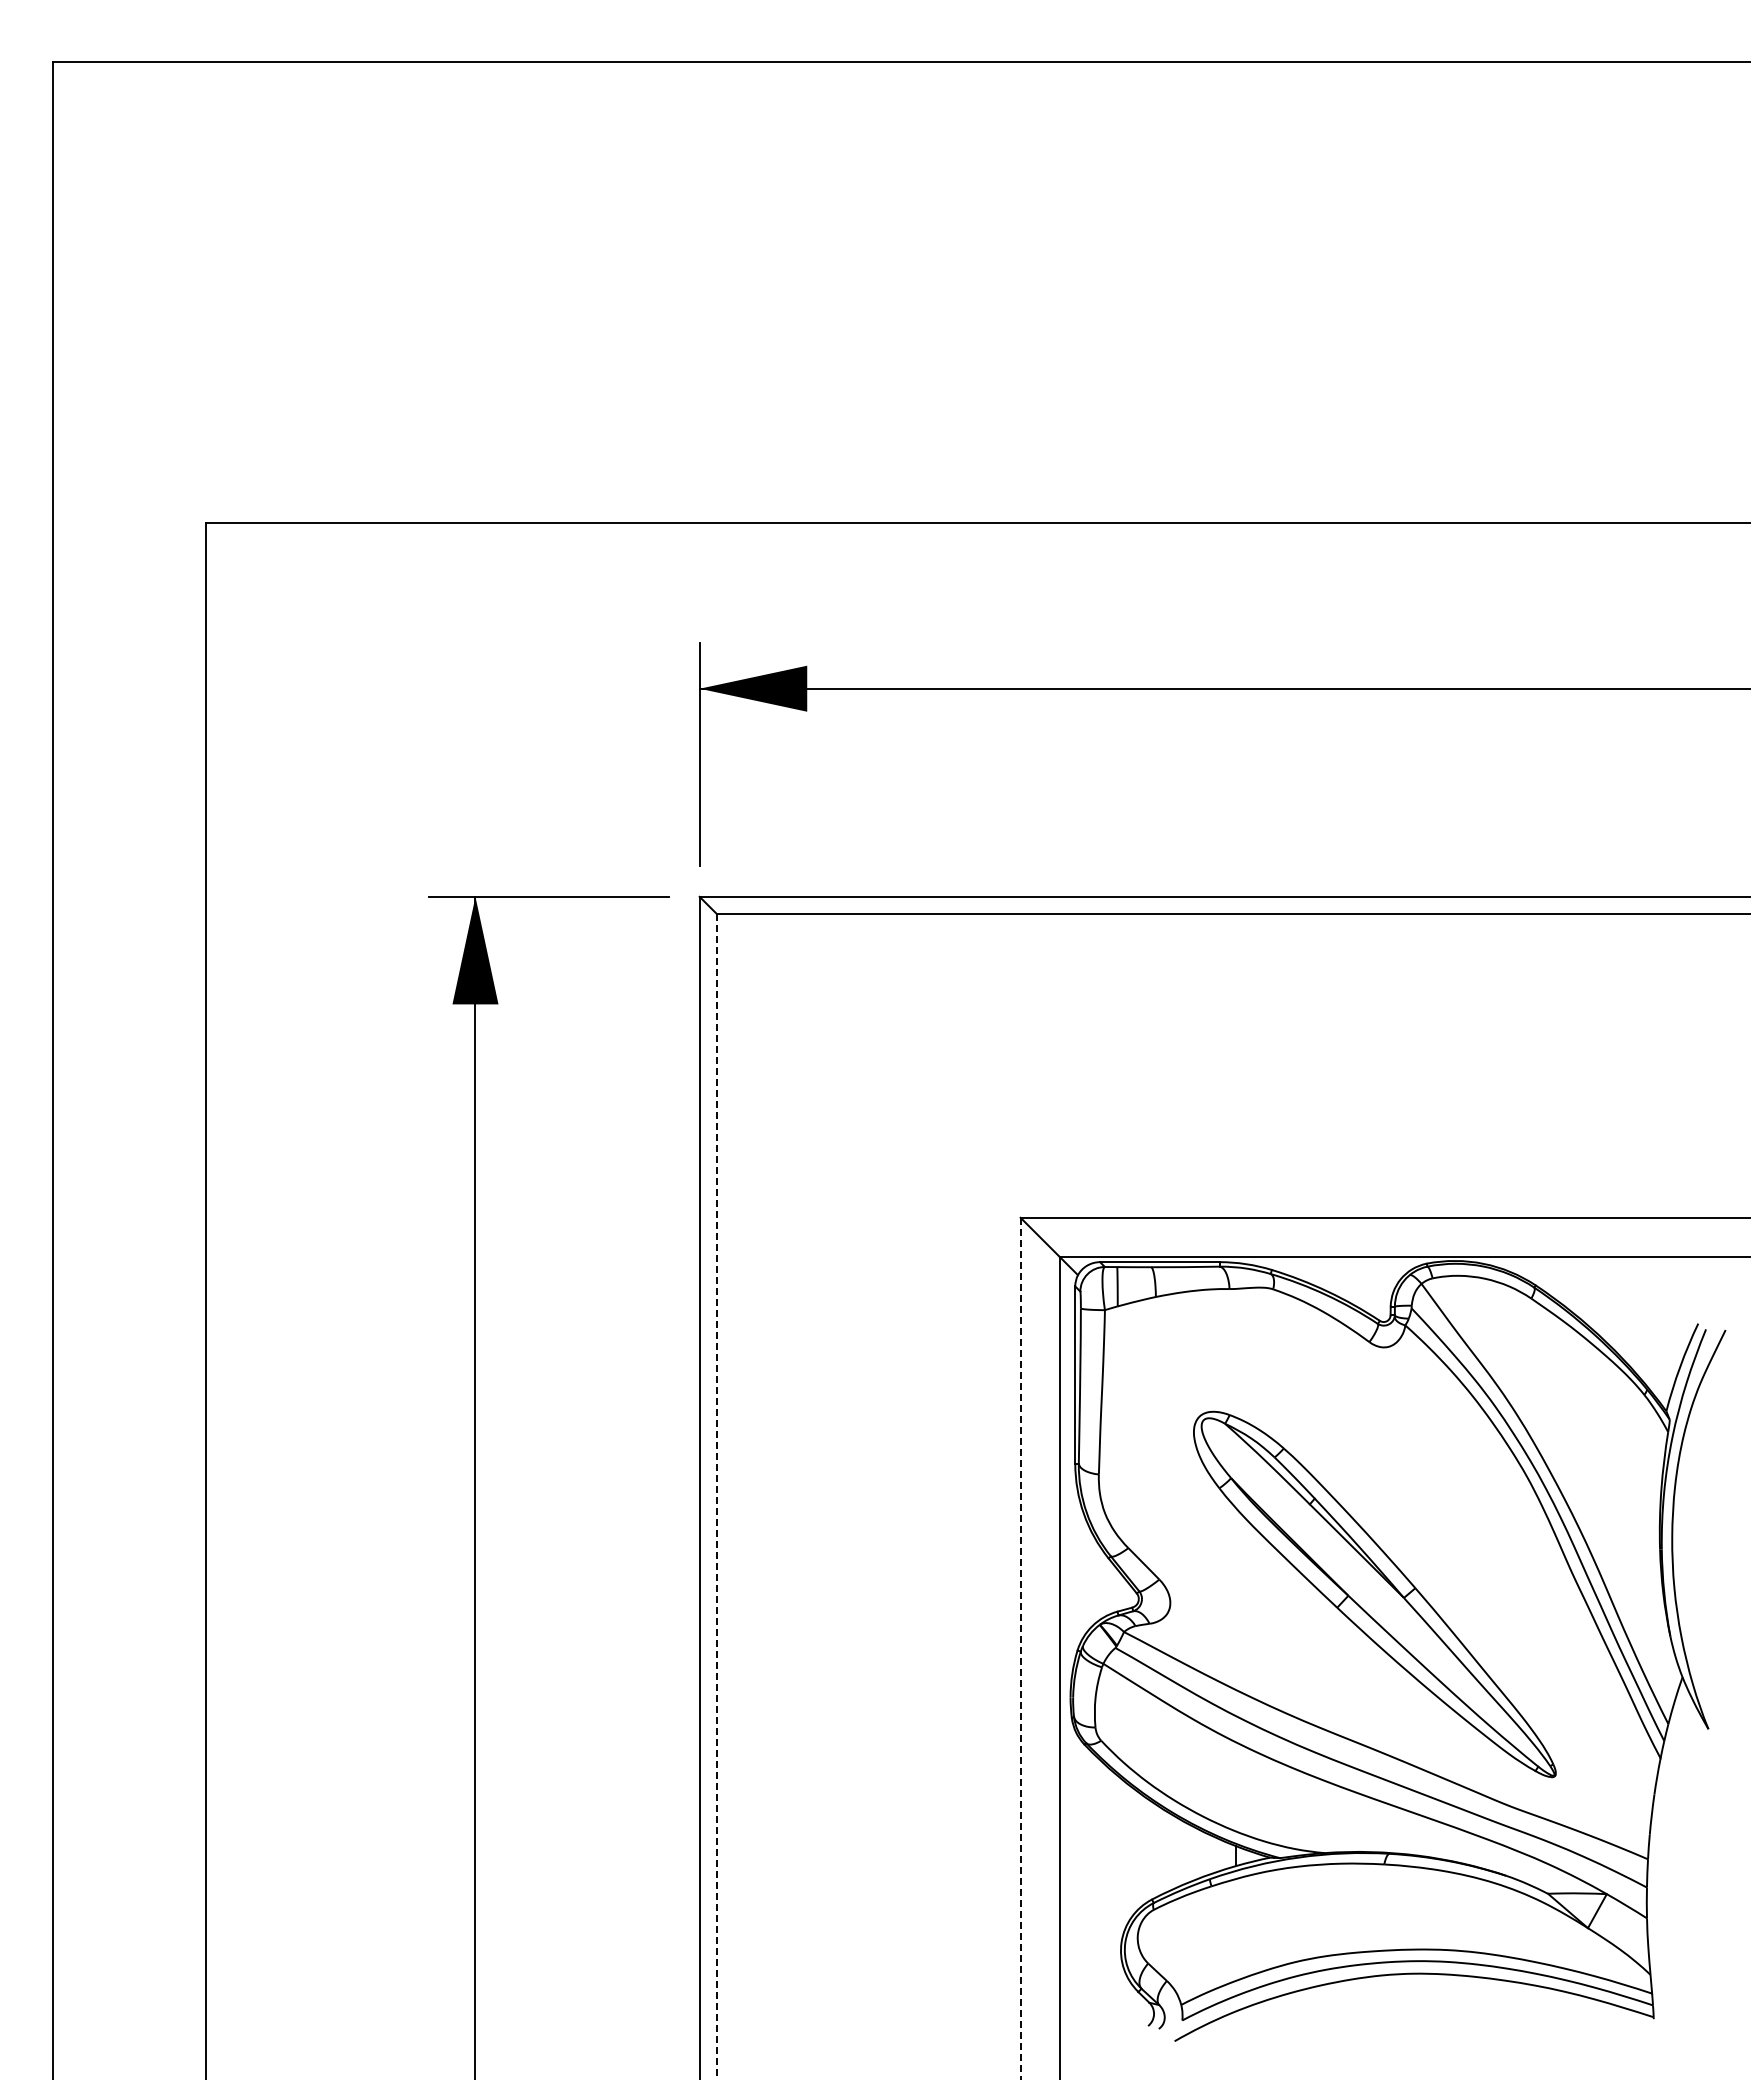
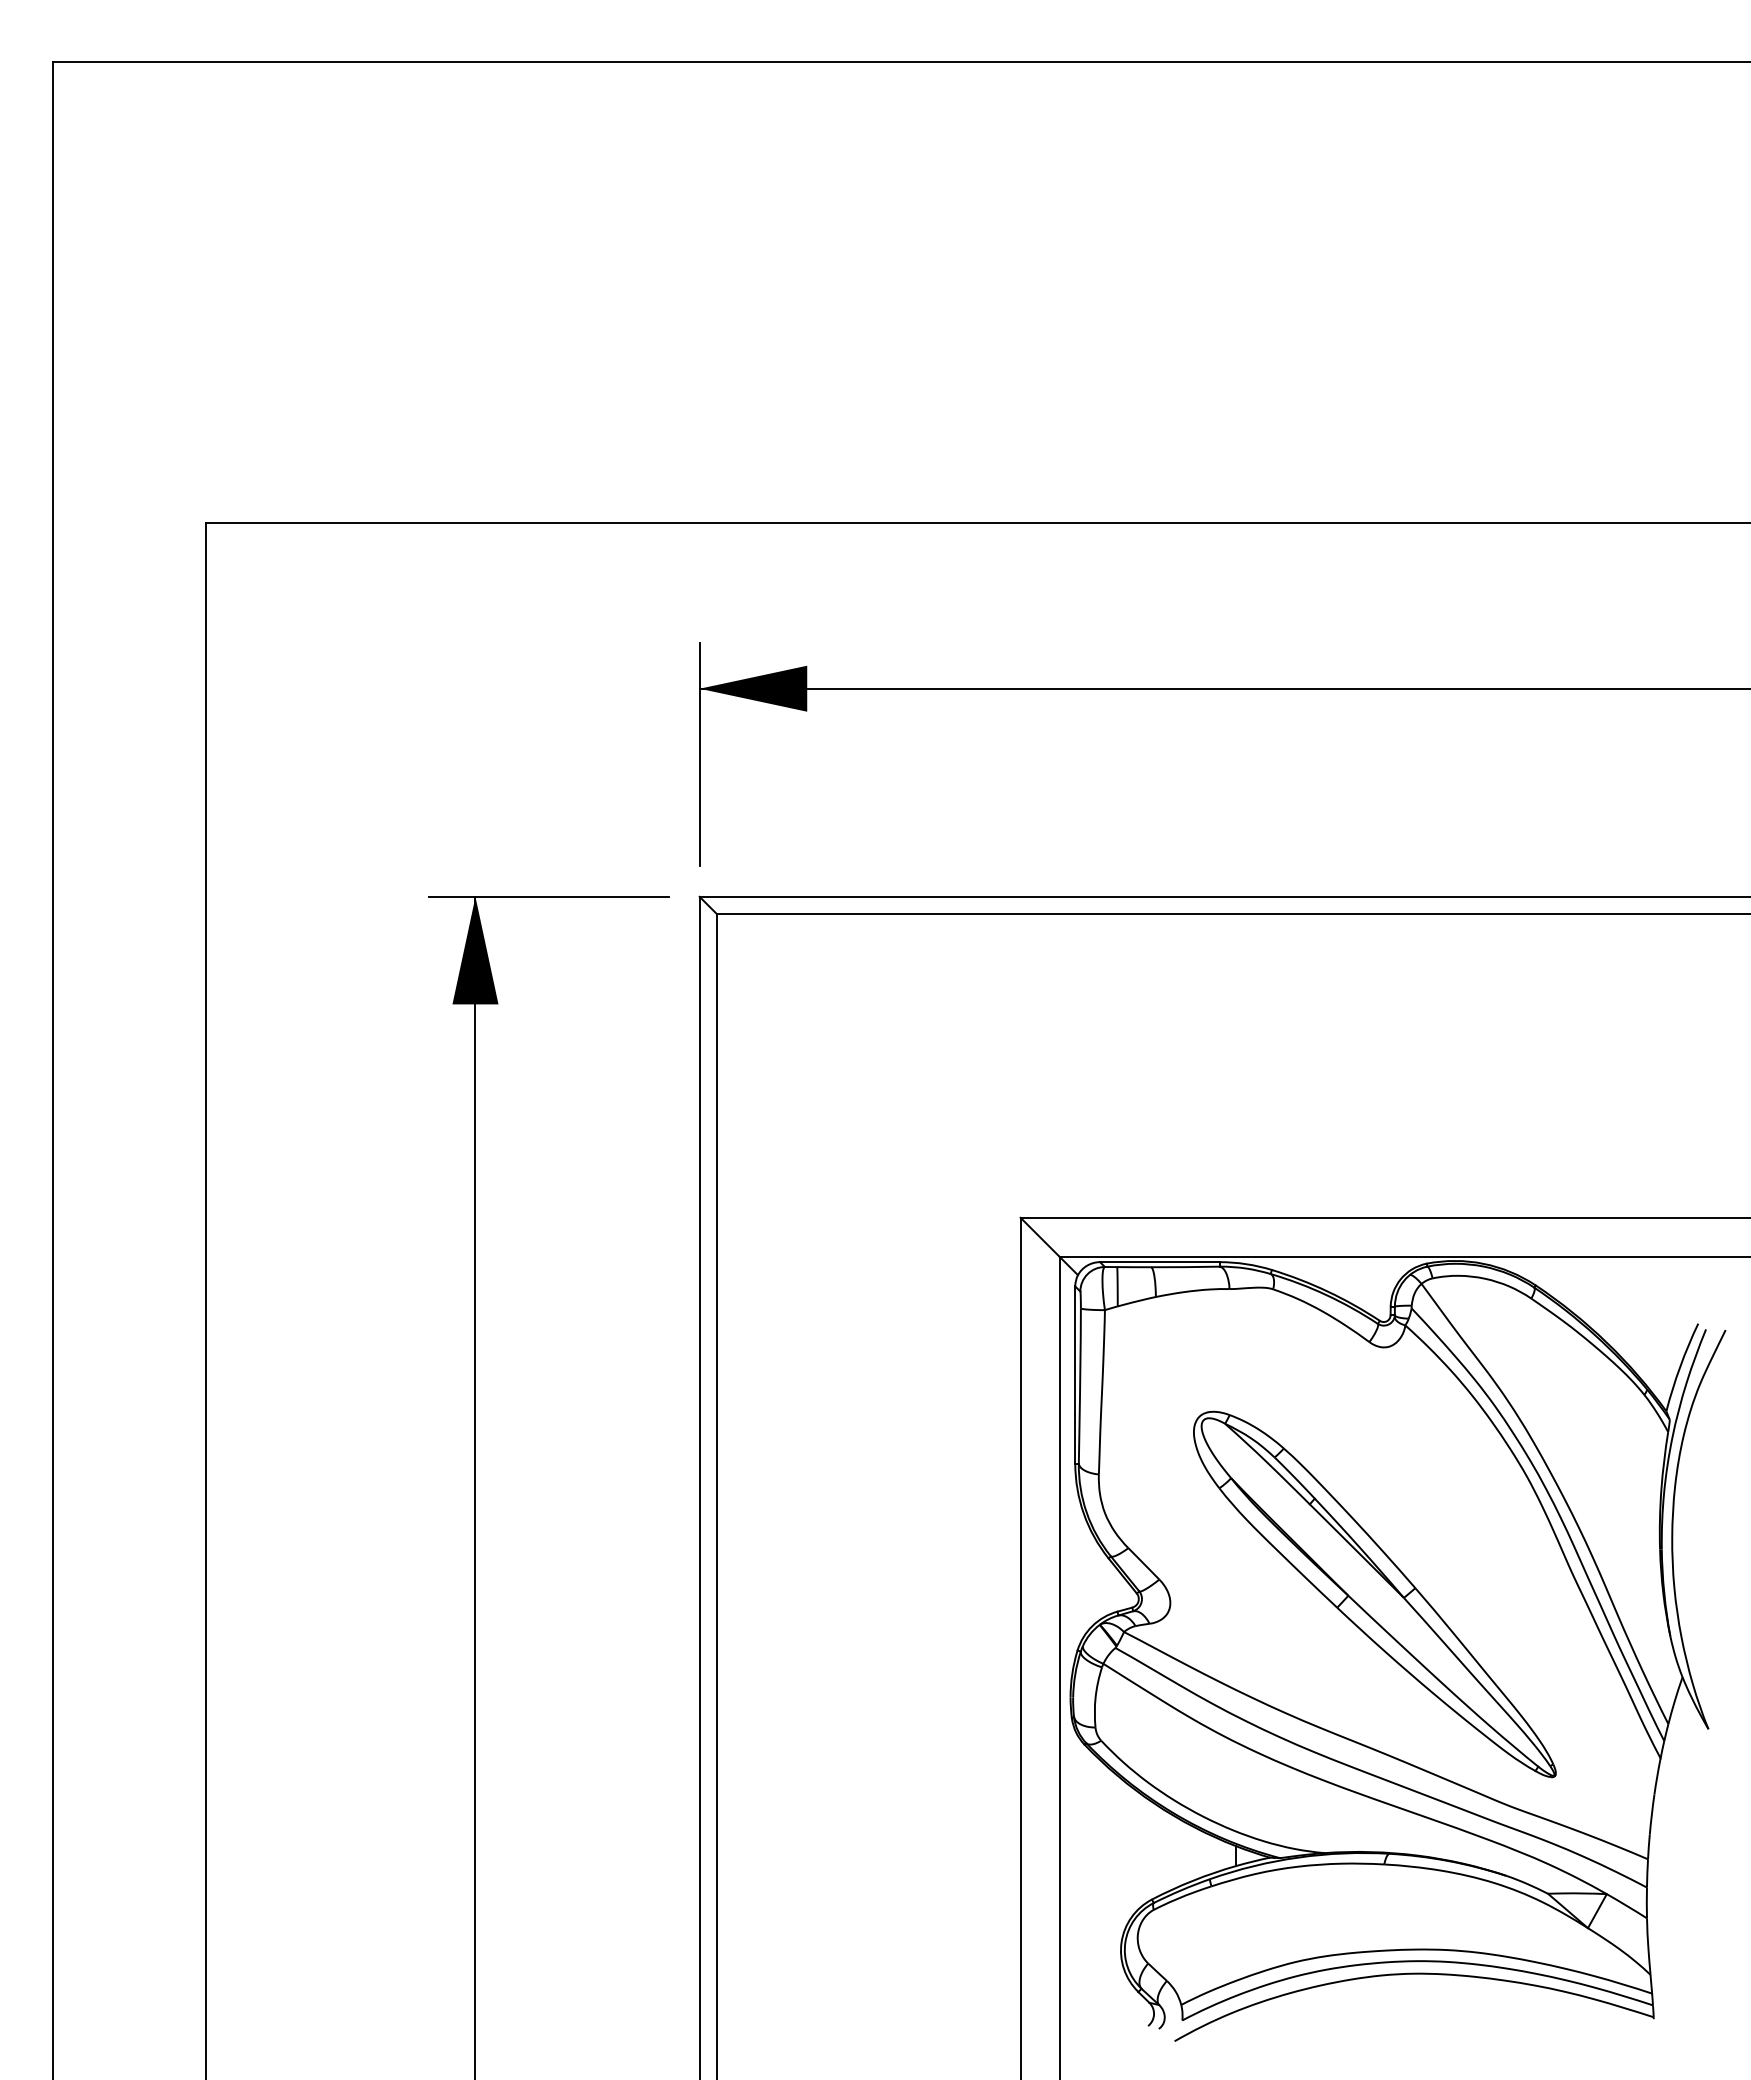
line: dashed -> solid (716, 1496)
line: dashed -> solid (1020, 1648)
